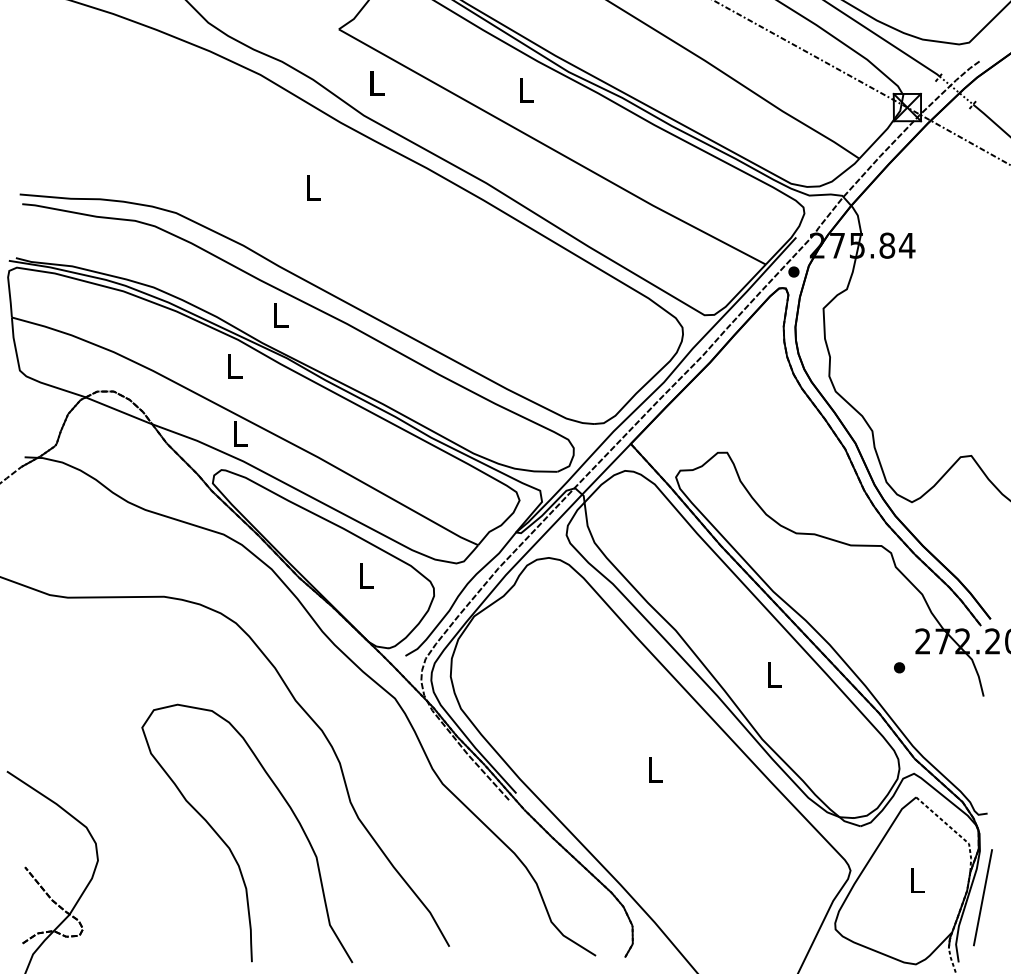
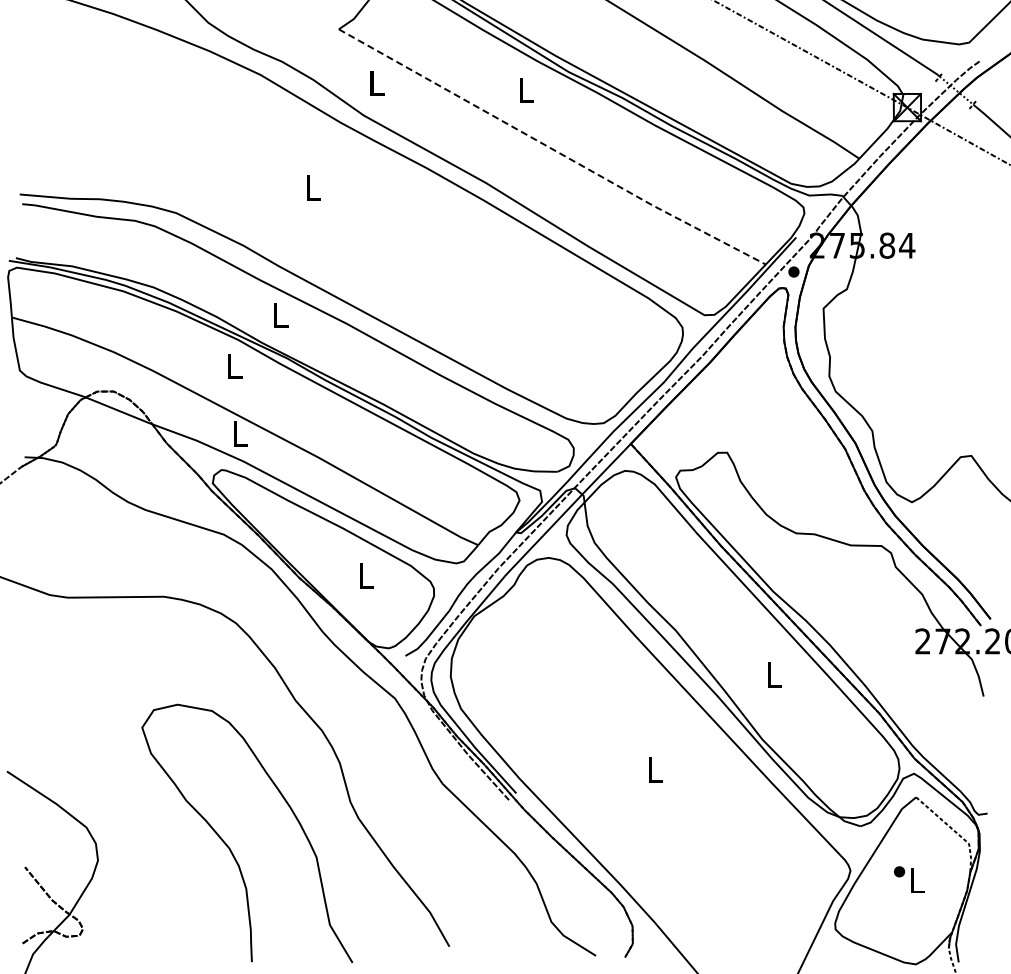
line: solid -> dashed (552, 148)
part position: (899, 667) -> (899, 871) (899, 871)
line: present -> none (982, 897)
